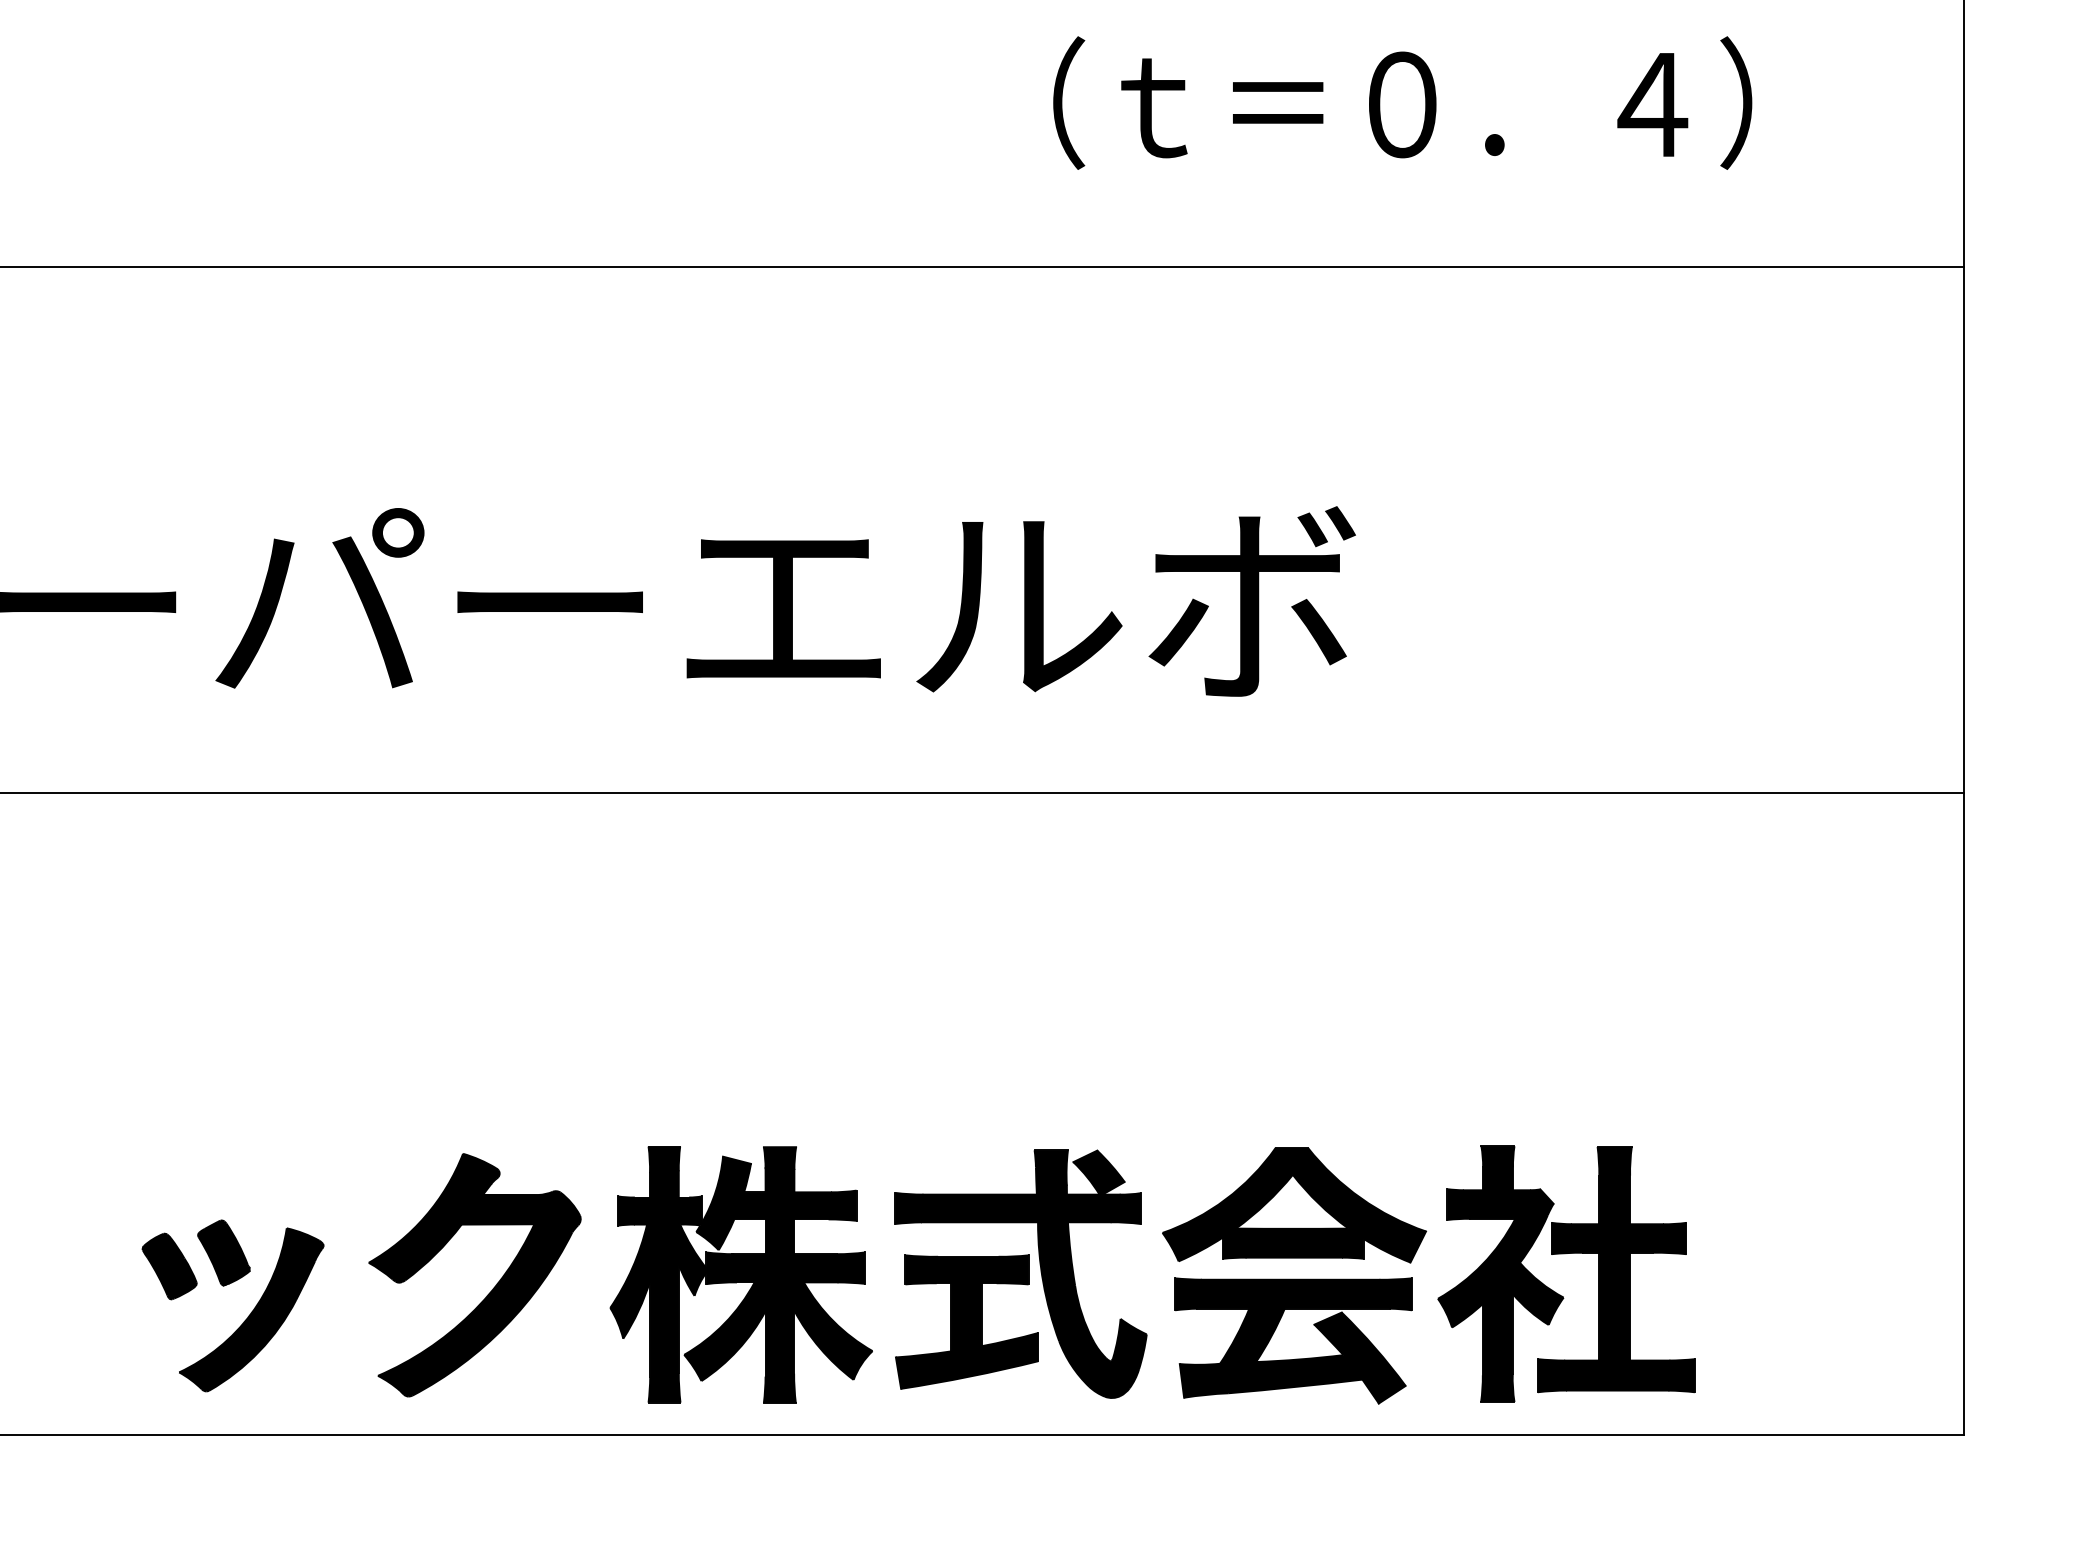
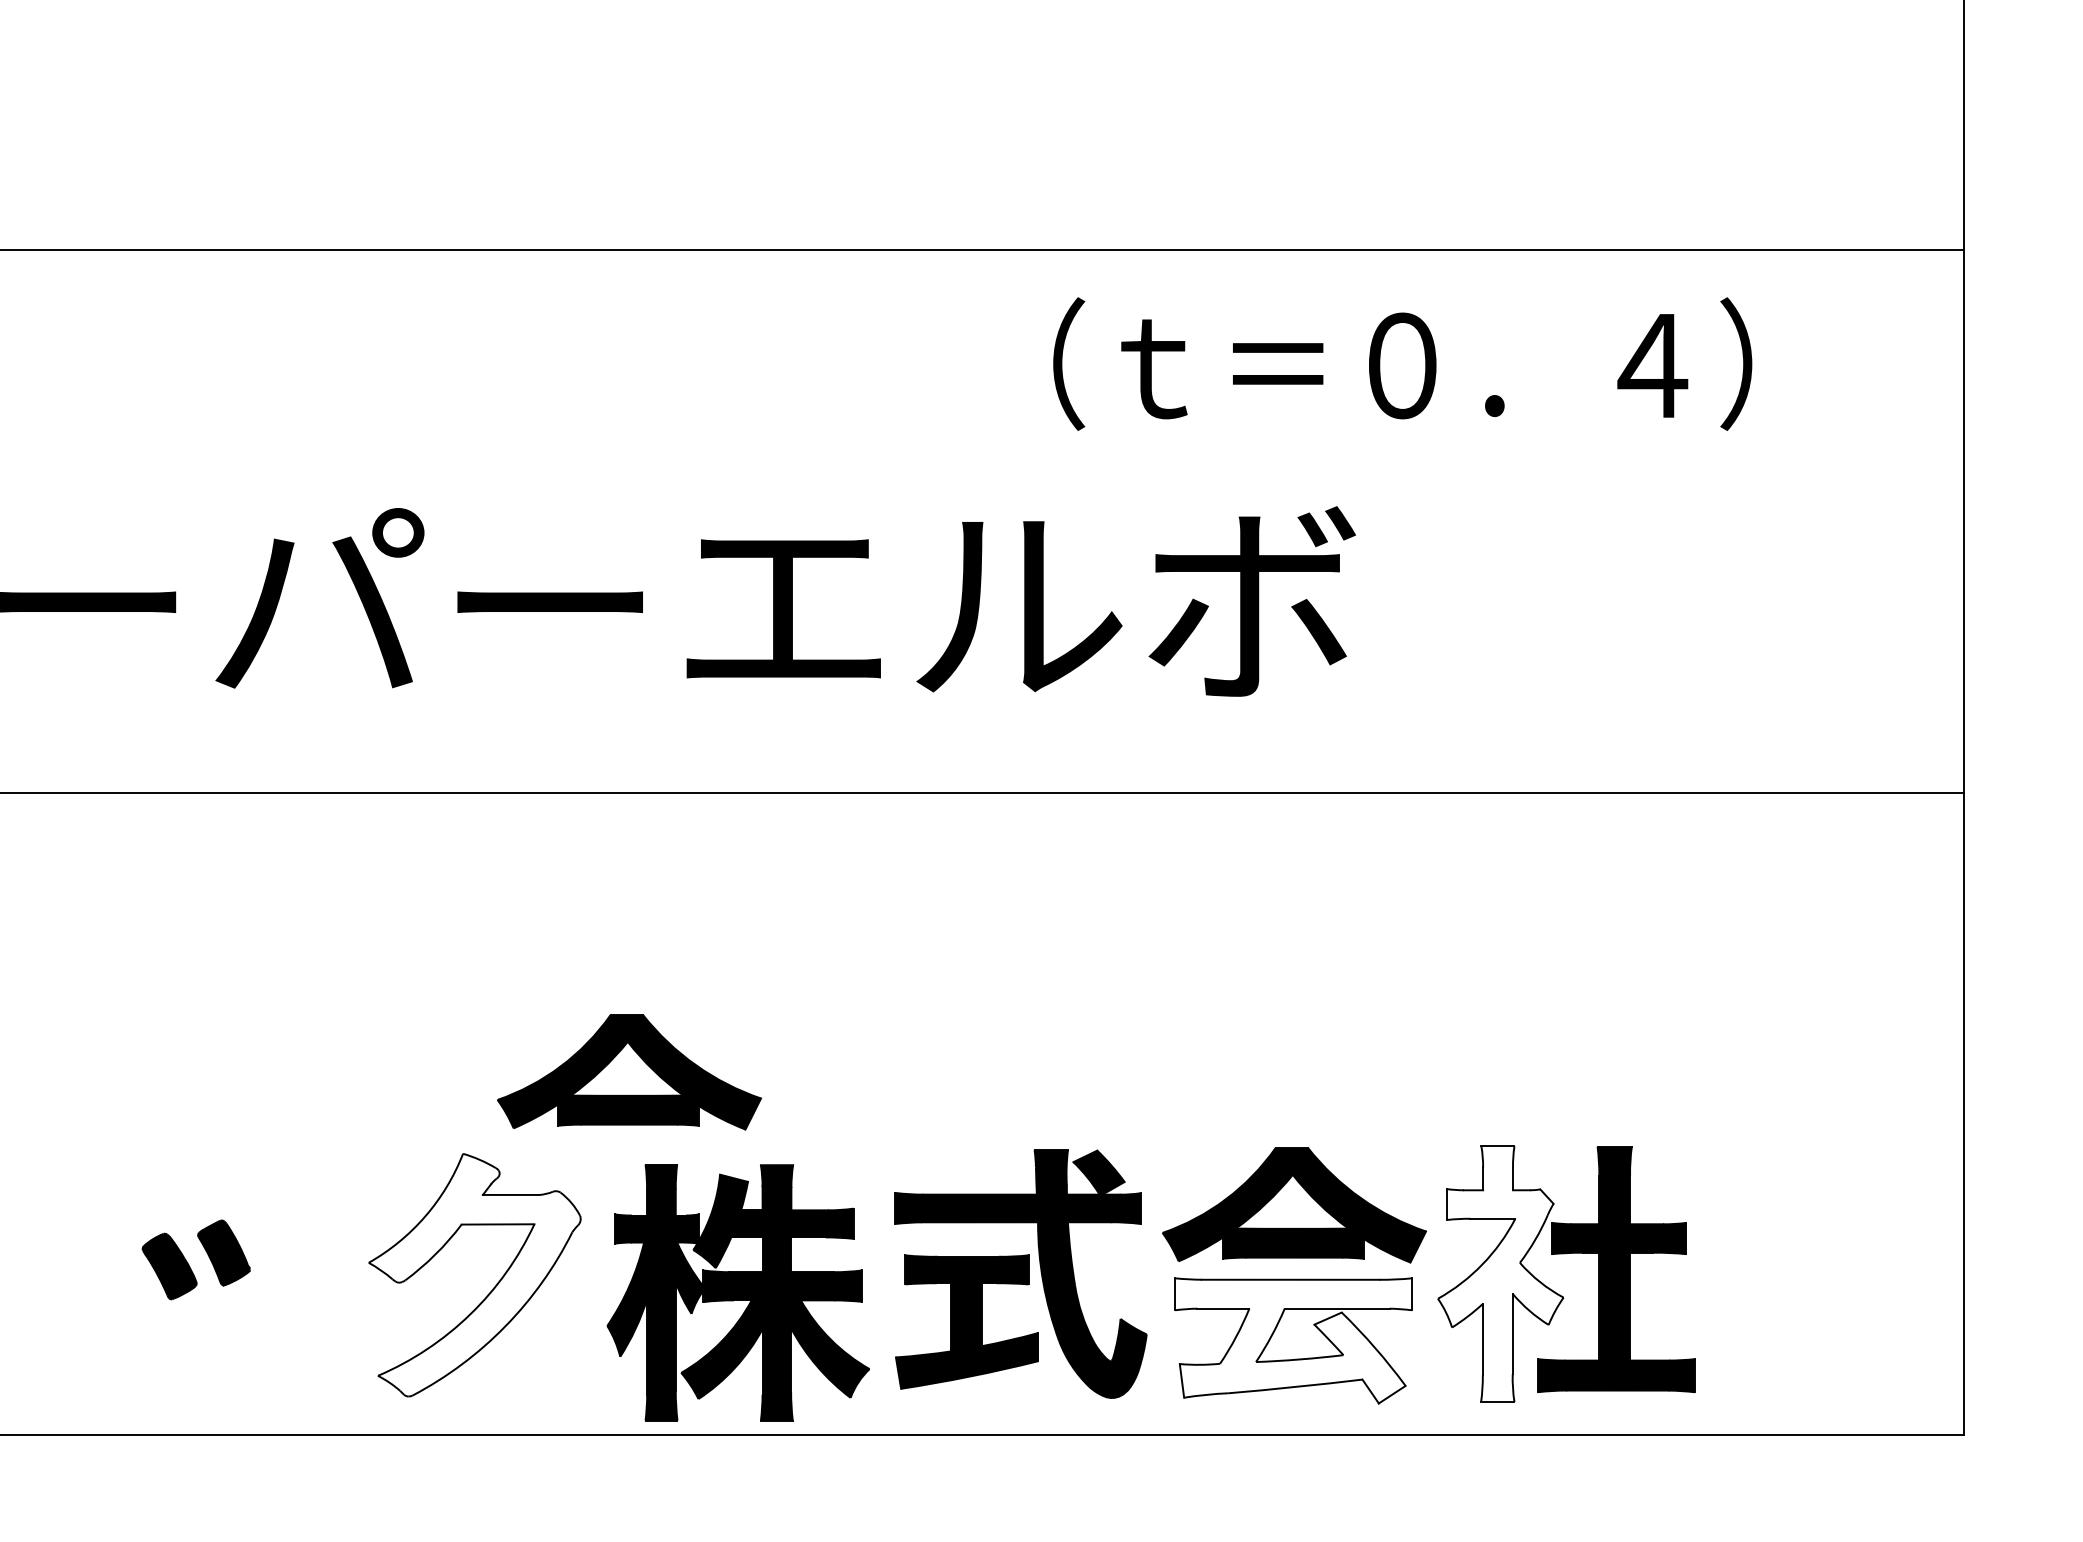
text position: (1402, 102) -> (1402, 363) (1402, 363)
line position: (982, 266) -> (982, 249) (982, 249)
part: none -> present (629, 1072)
fill: present -> none (474, 1274)
part position: (740, 1274) -> (737, 1292) (737, 1292)
fill: present -> none (1500, 1274)
part: present -> none (251, 1309)
fill: present -> none (1293, 1340)
